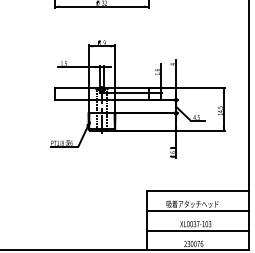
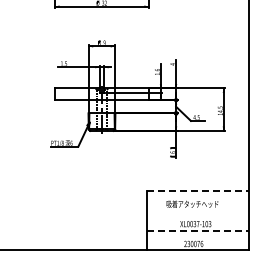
line: solid -> dashed (198, 190)
line: present -> none (197, 210)
line: solid -> dashed (198, 231)
